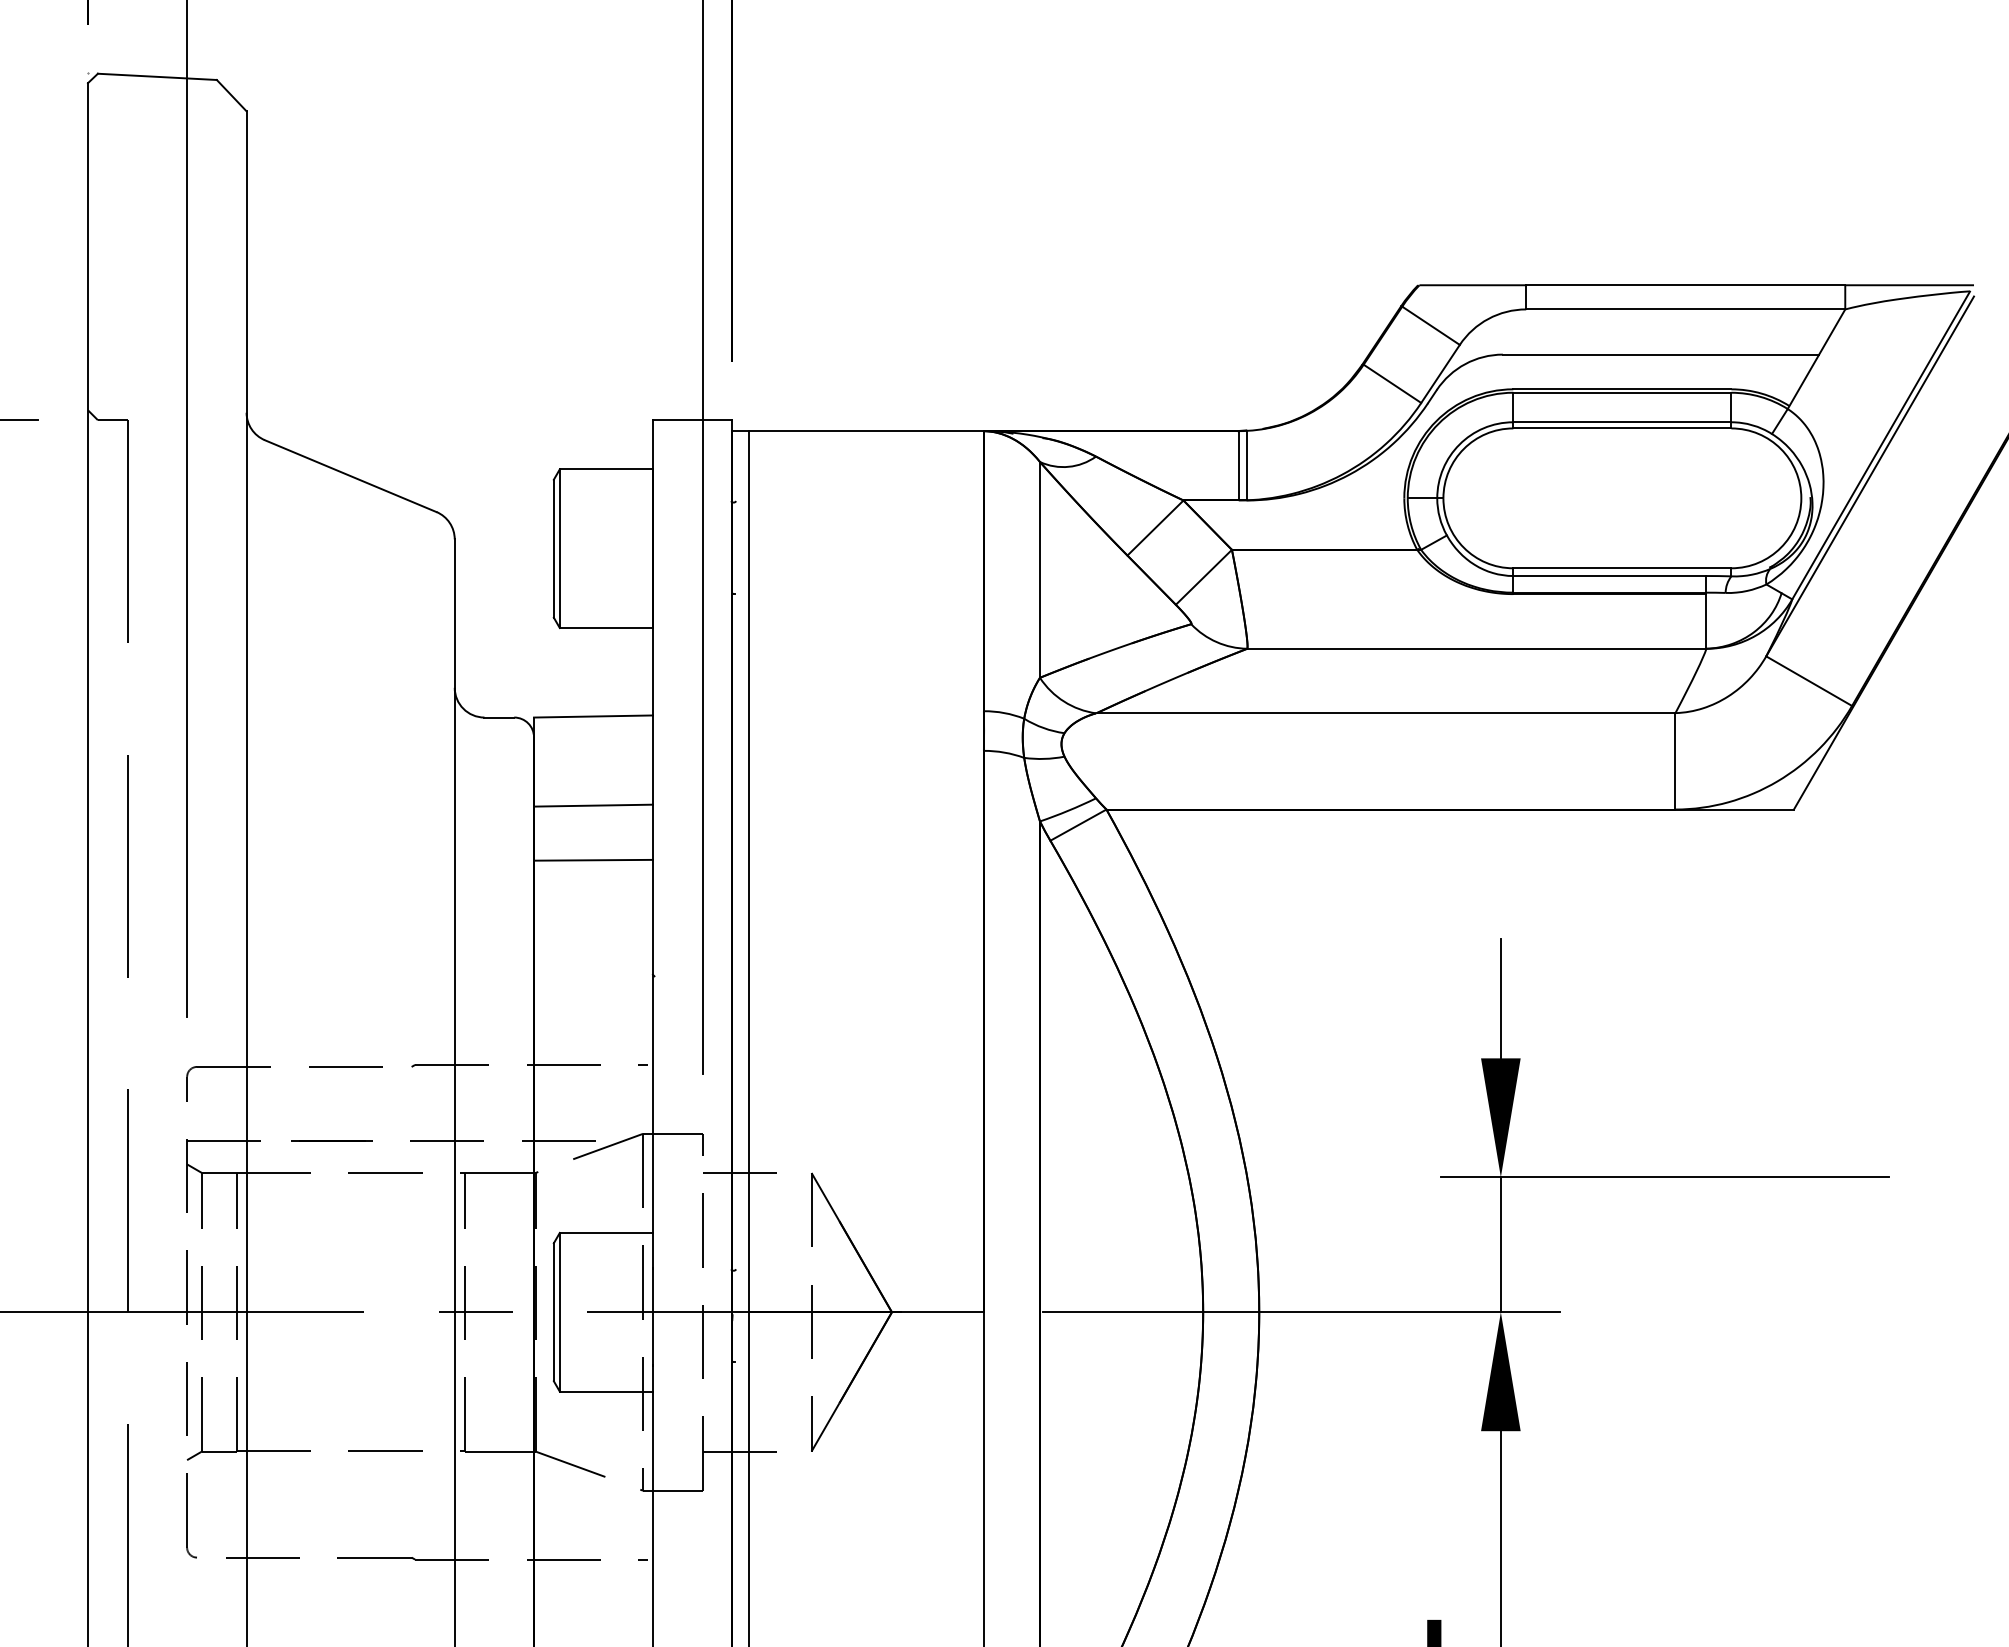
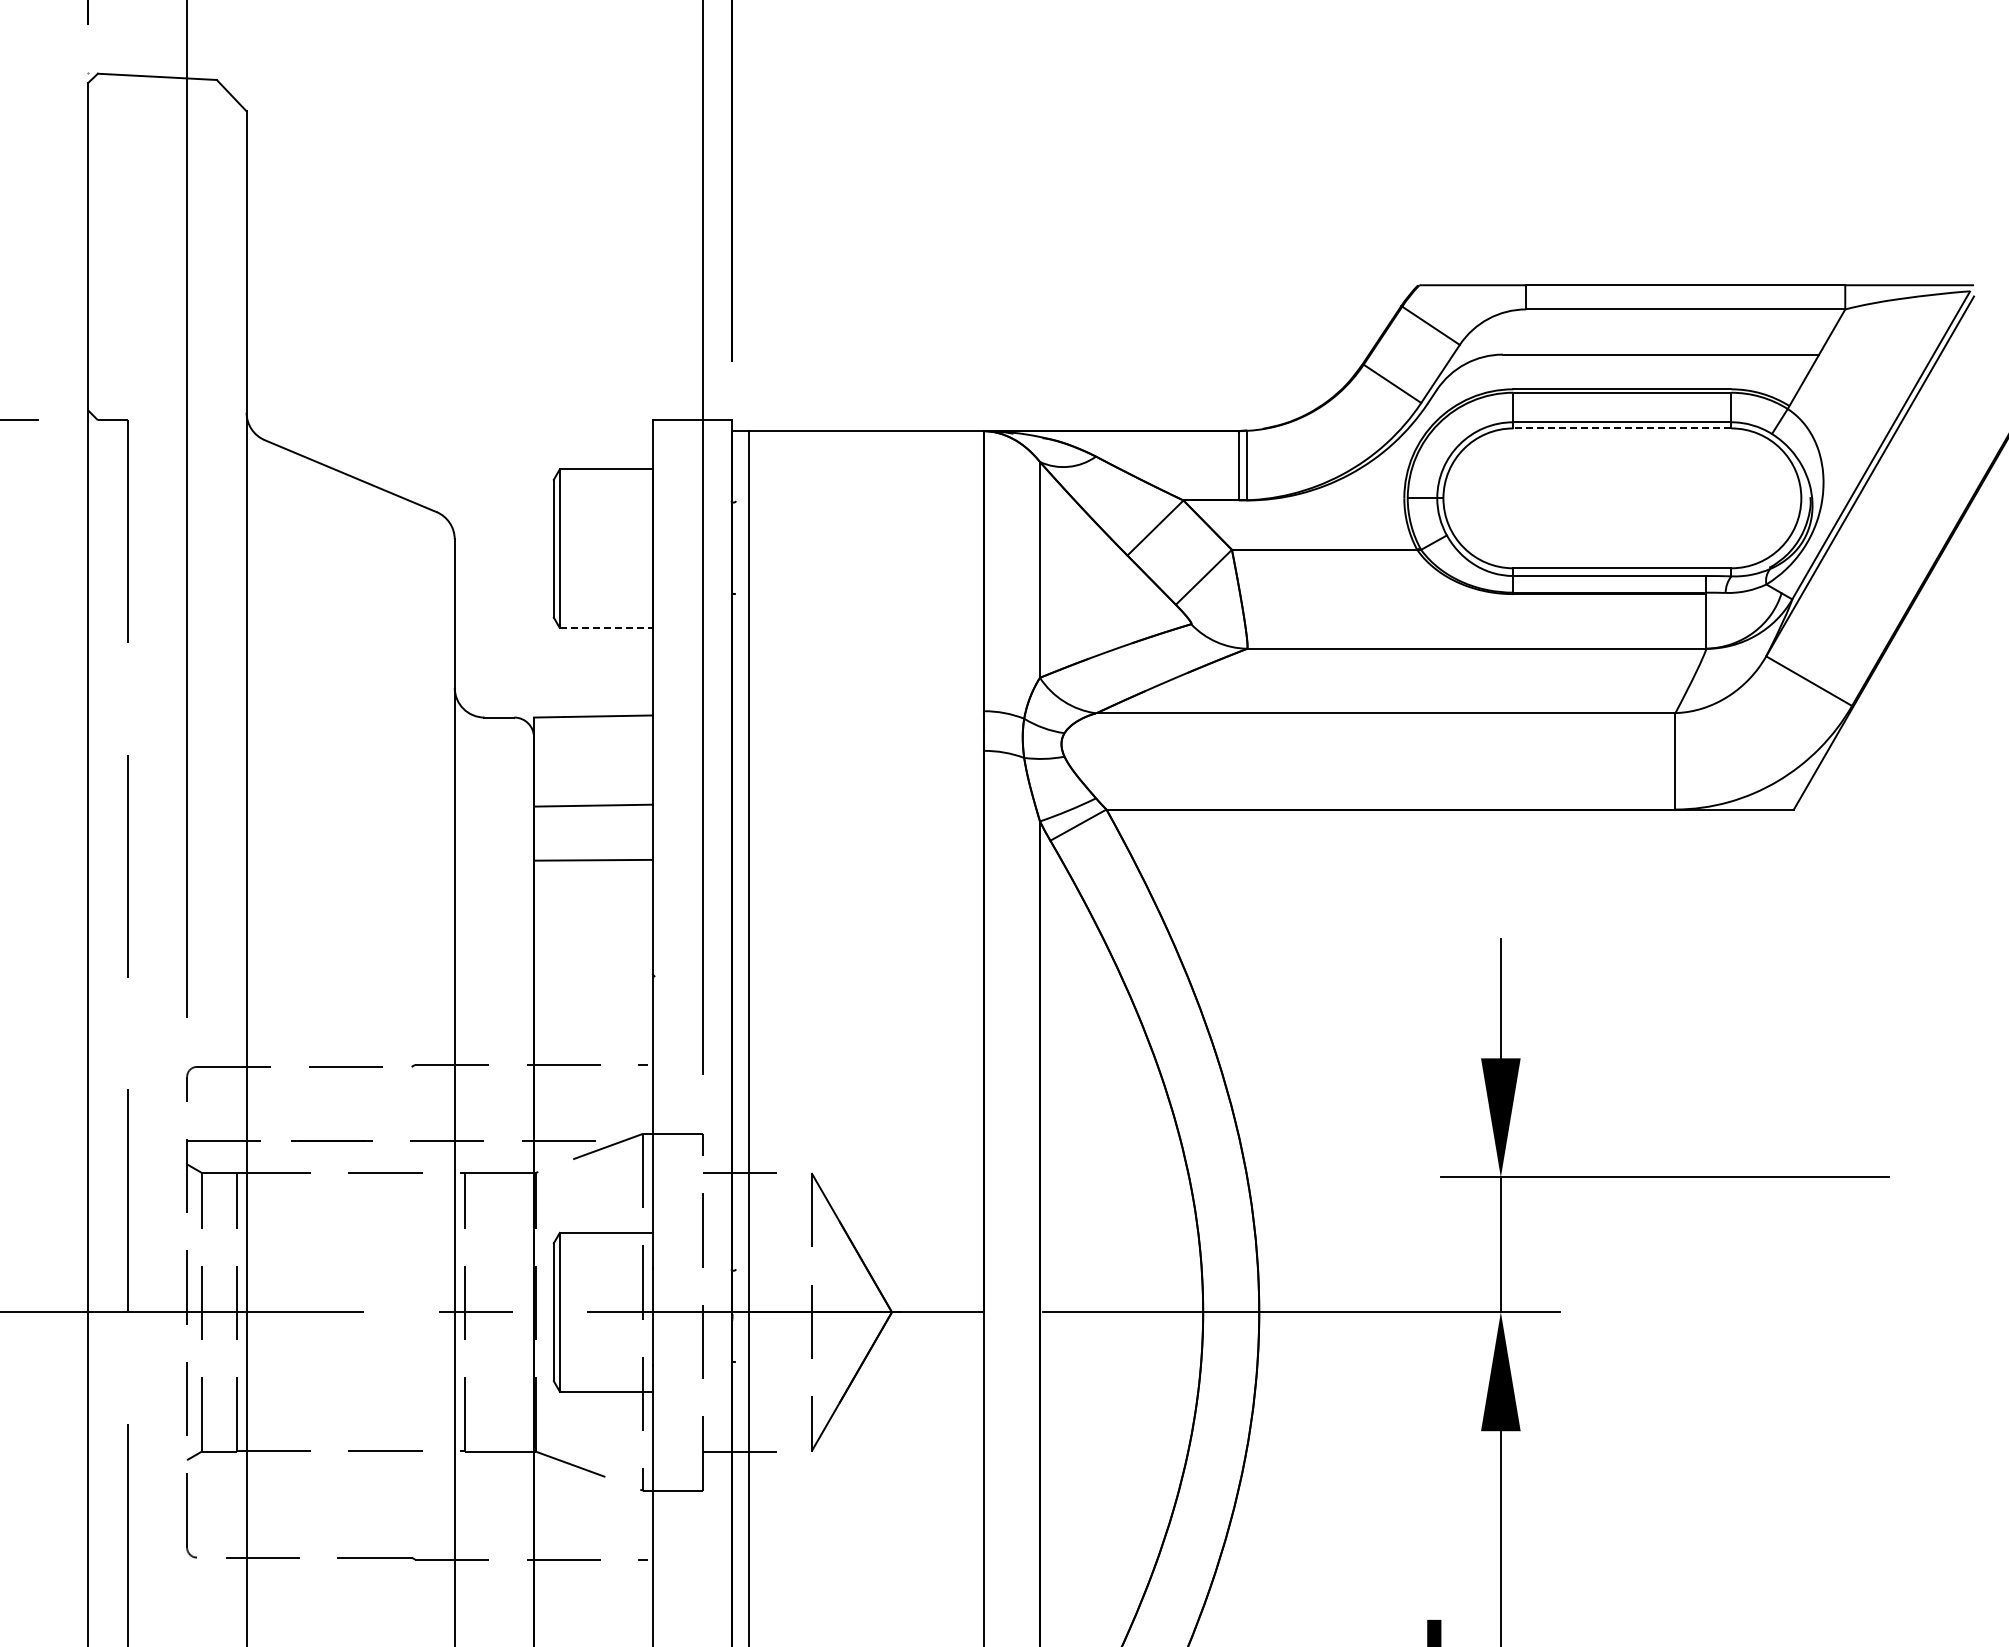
line: solid -> dashed (1621, 428)
line: solid -> dashed (606, 628)
